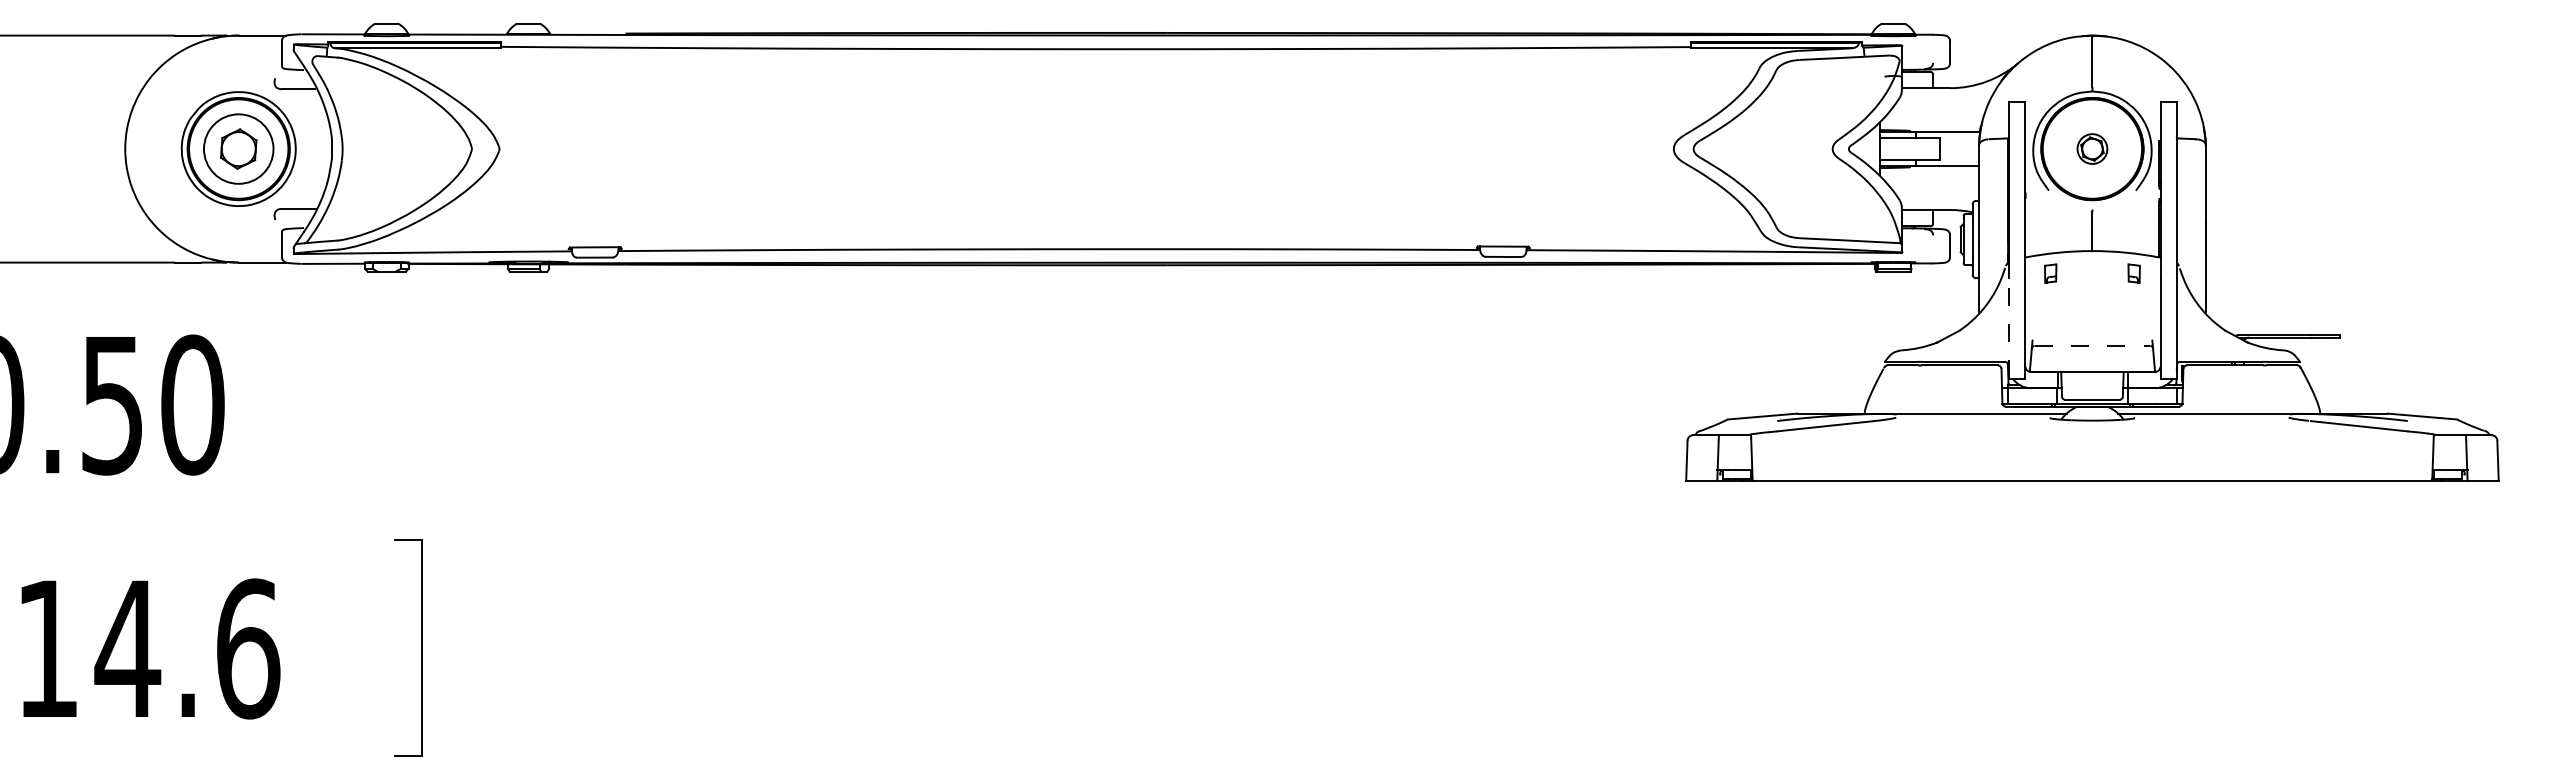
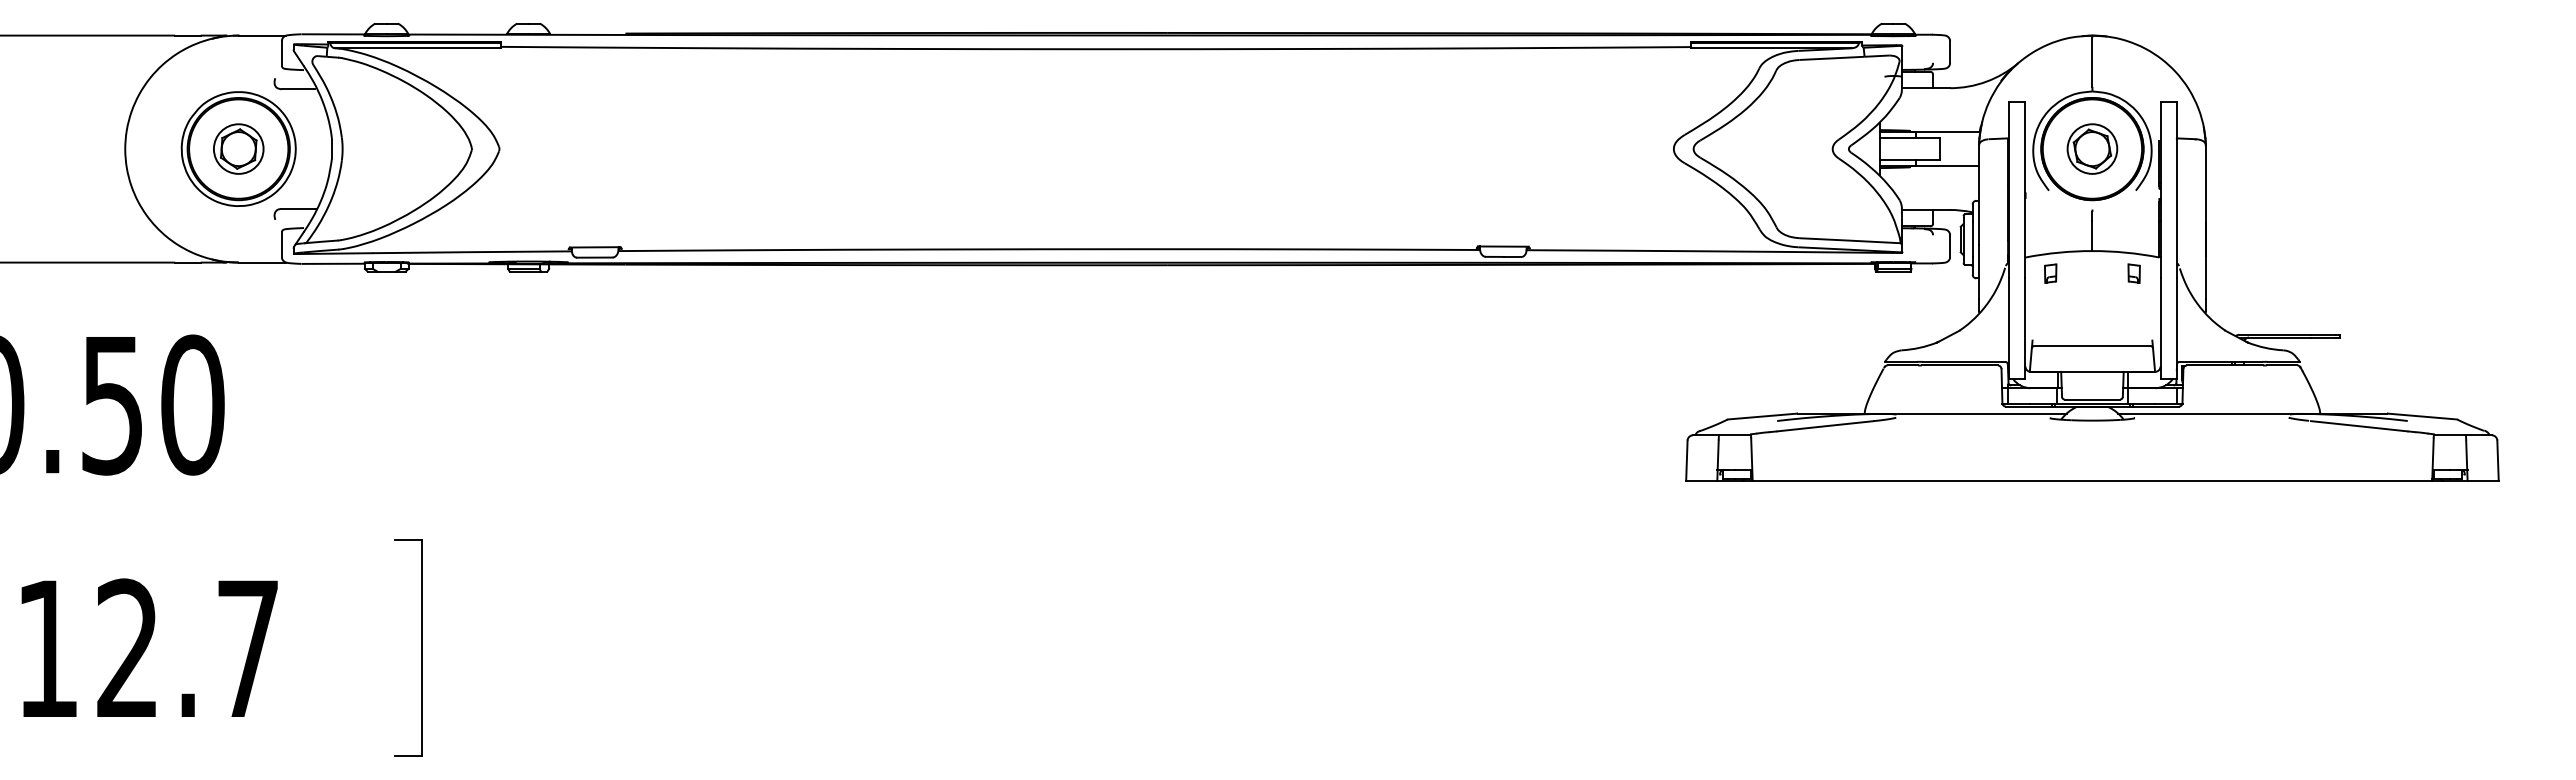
circle diameter: 70 px -> 50 px (238, 148)
part size: 33x32 px -> 53x52 px (2092, 148)
line: dashed -> solid (2009, 327)
line: dashed -> solid (2092, 345)
text: 14.6 -> 12.7 (187, 648)
